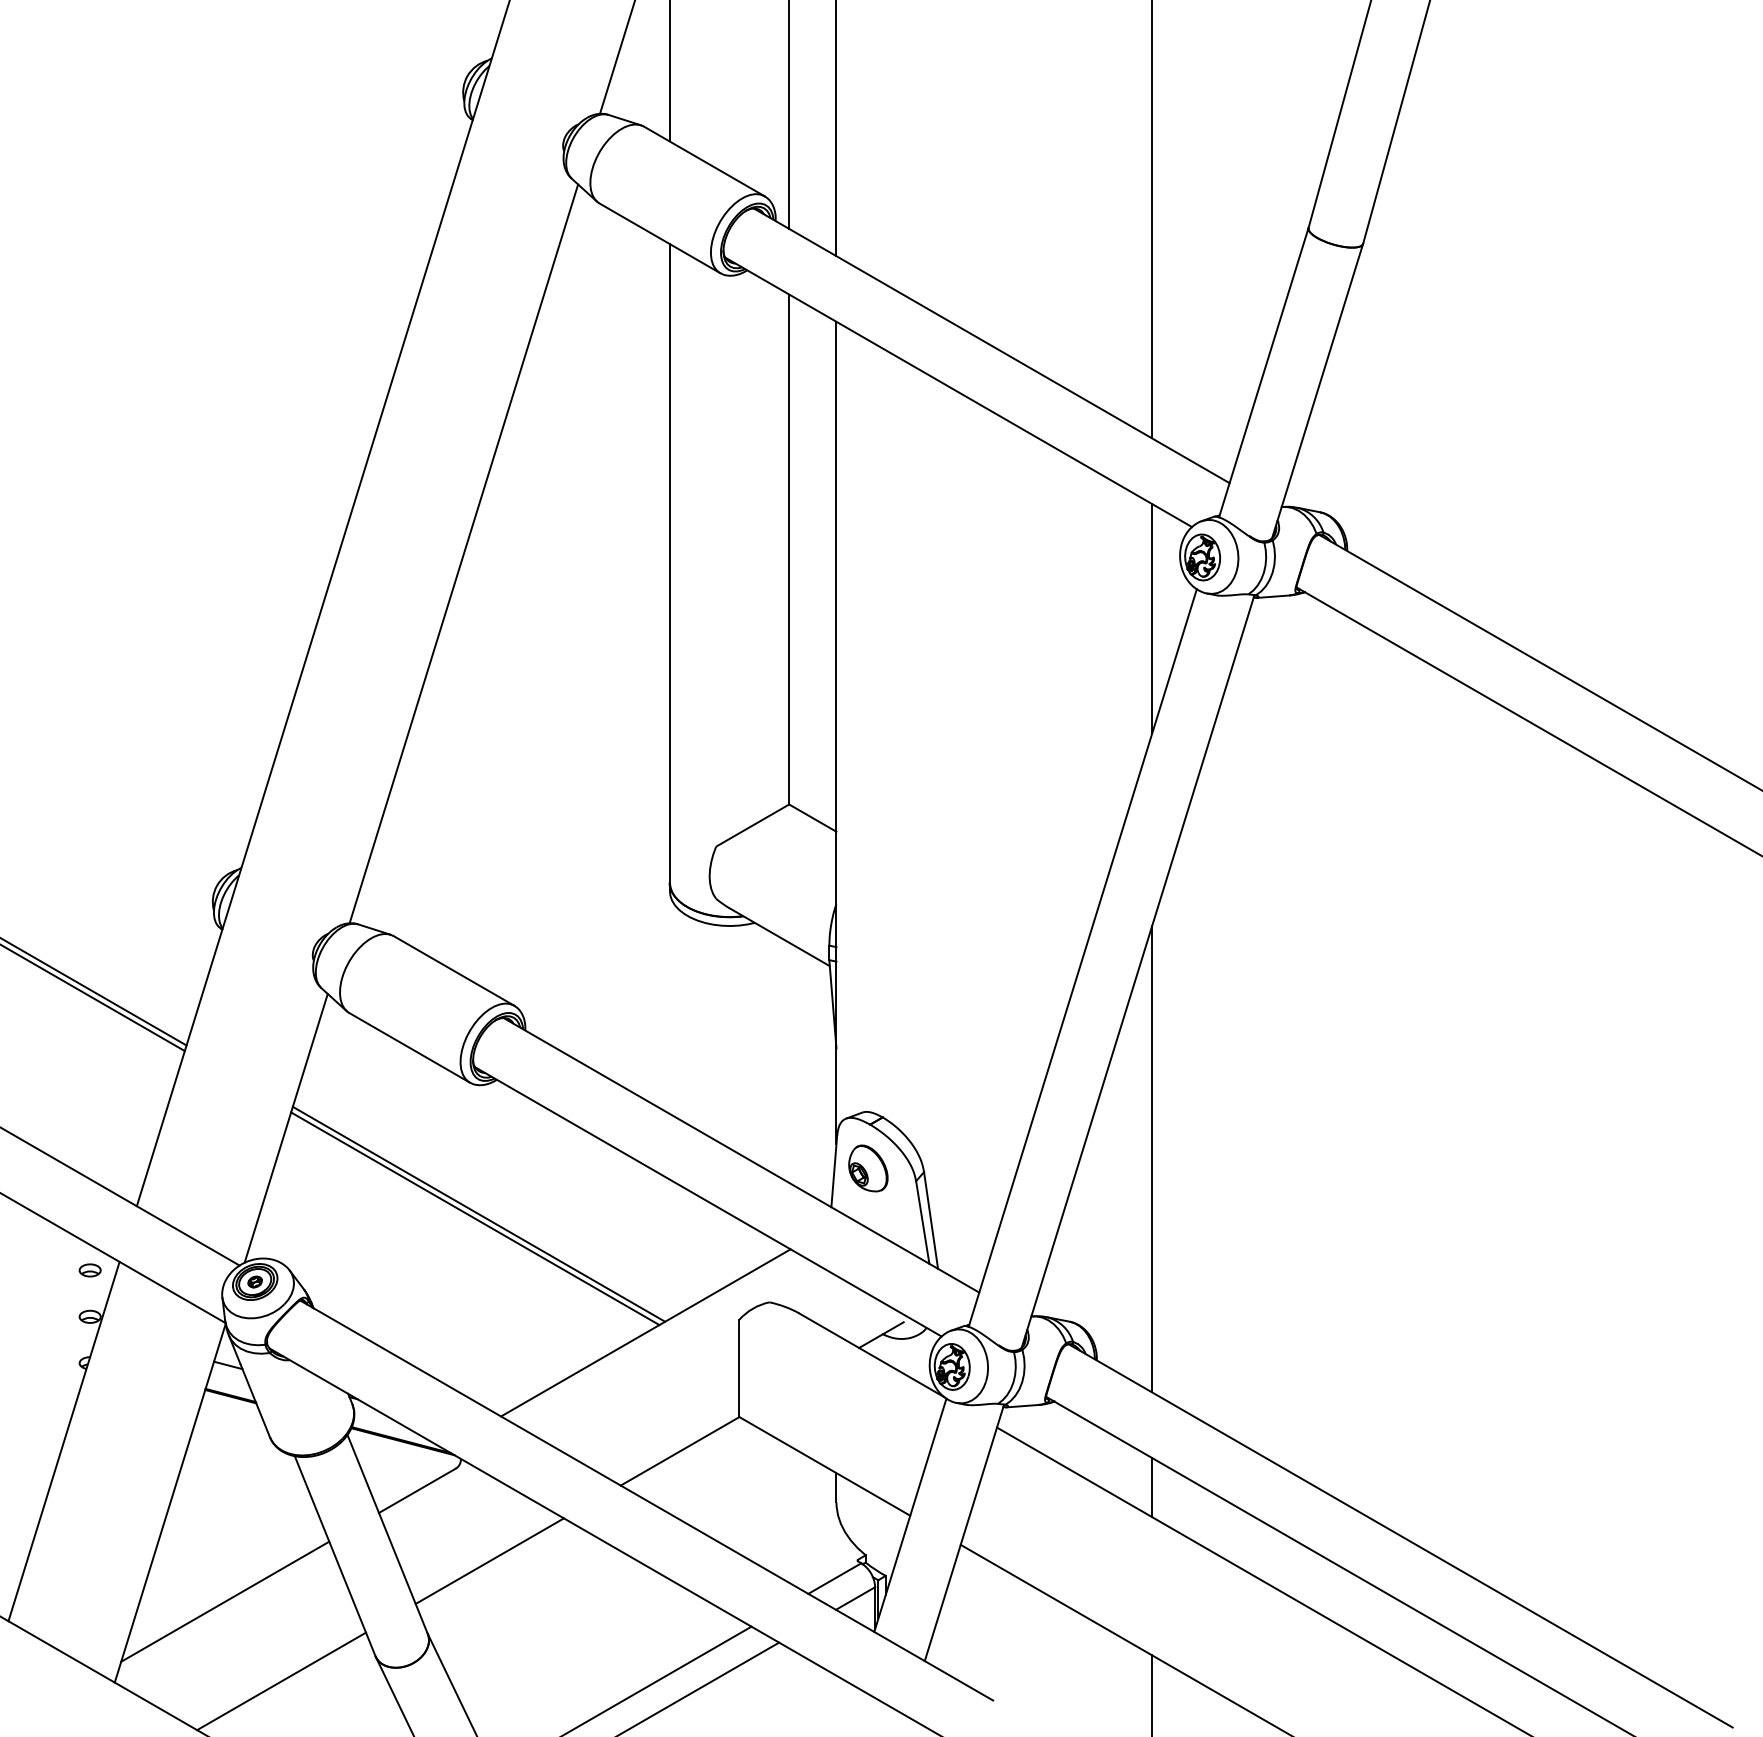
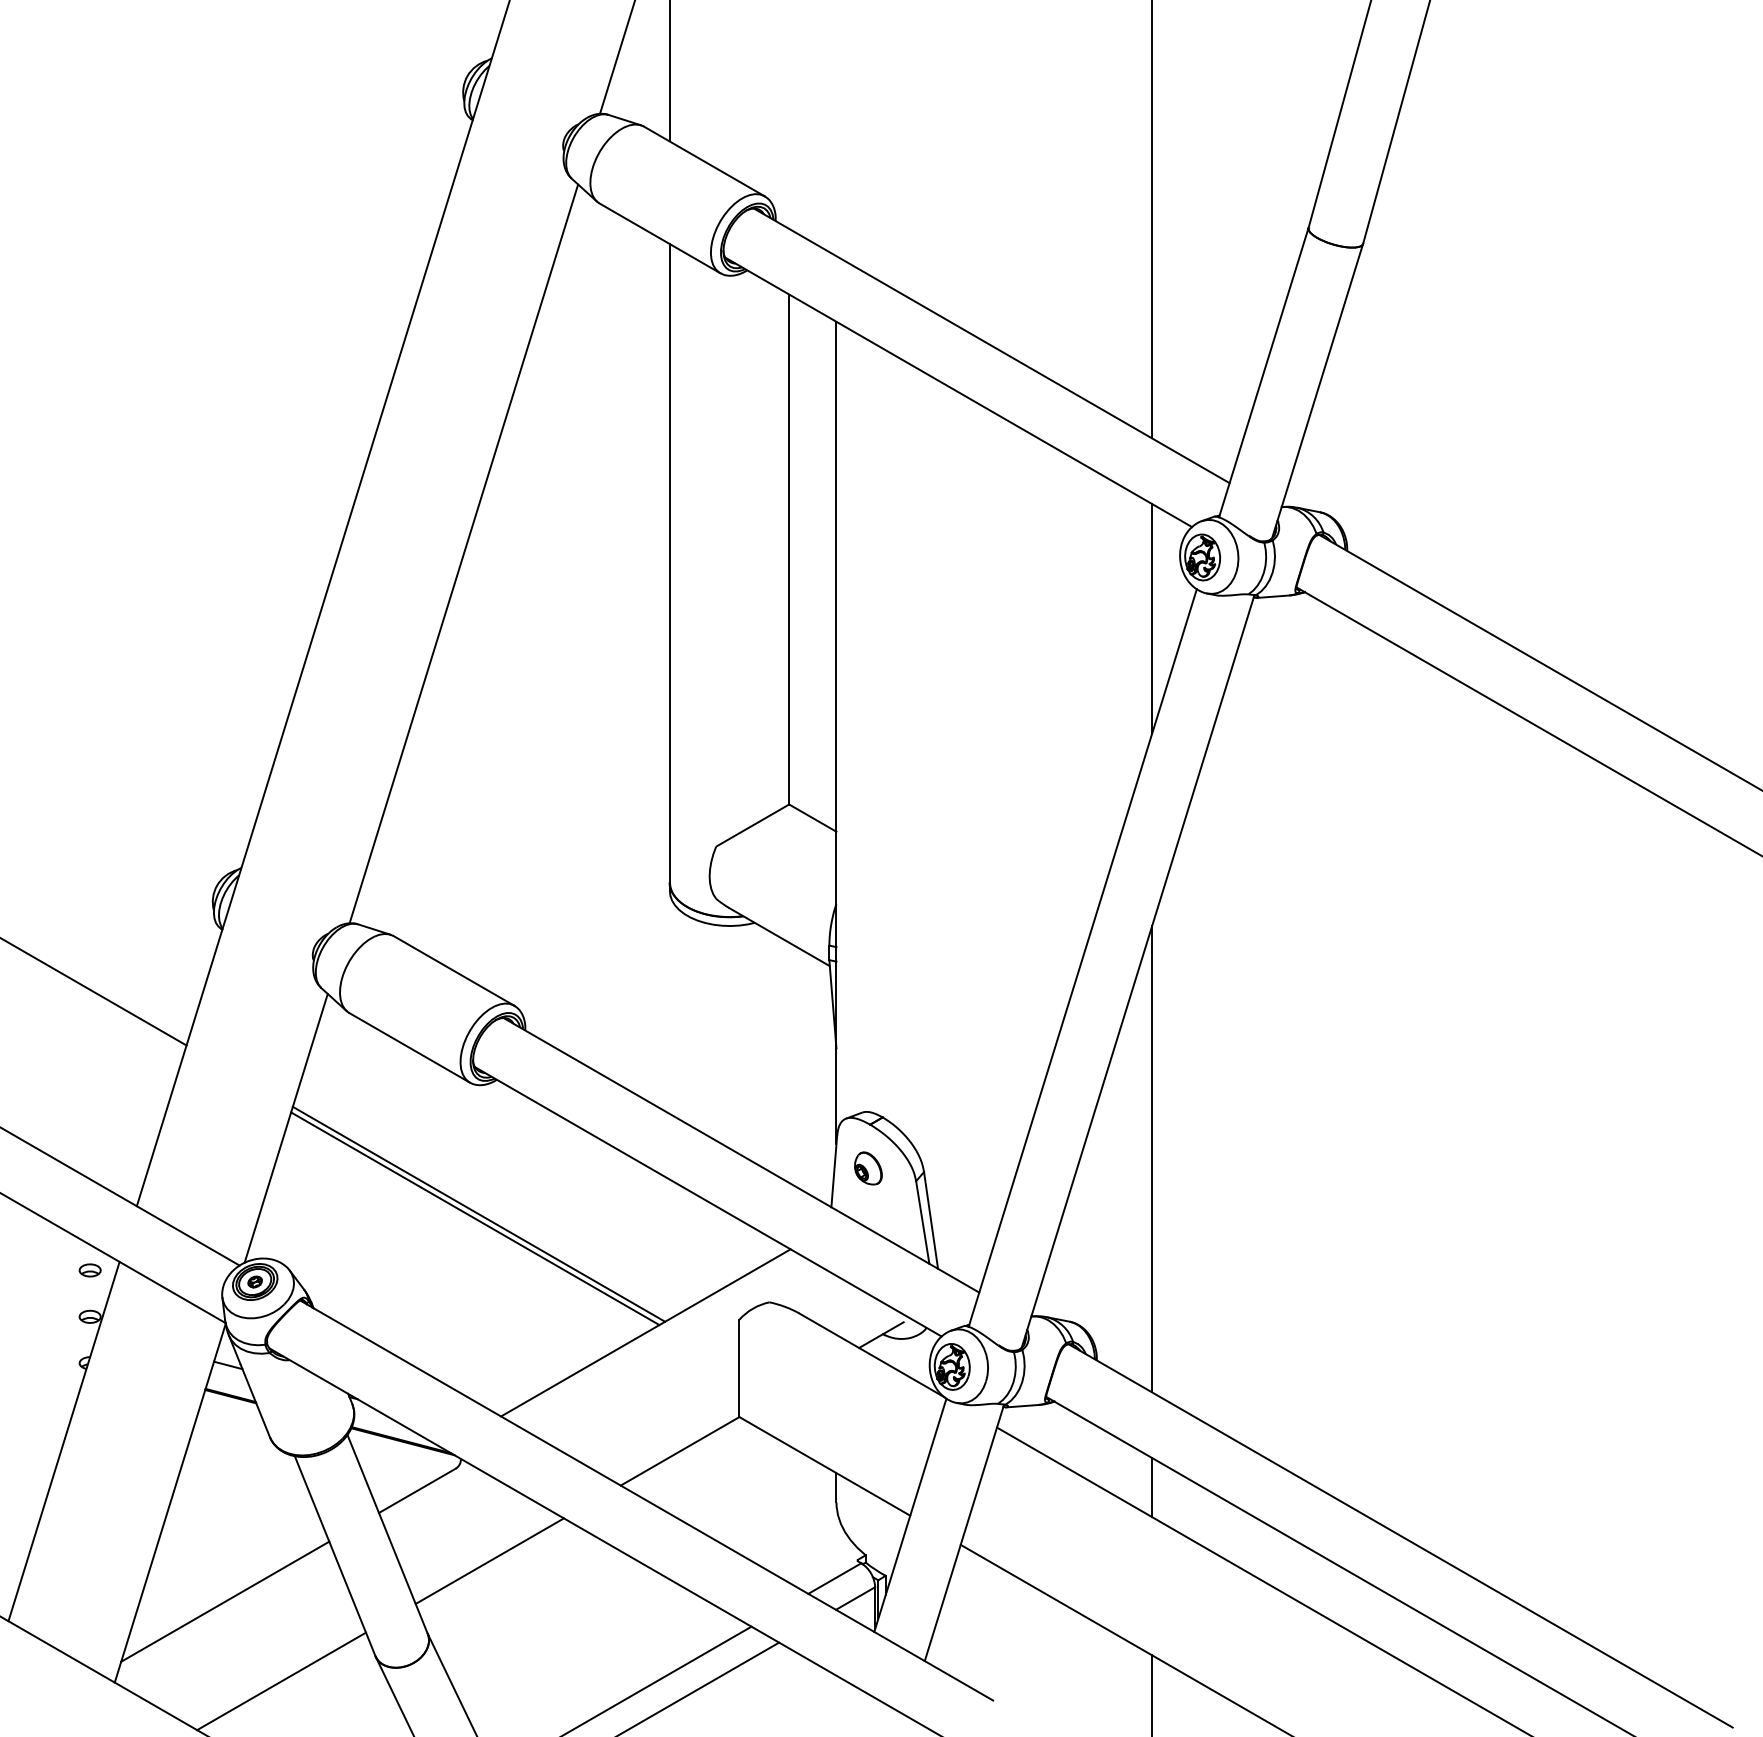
line: present -> none (789, 115)
line: present -> none (836, 129)
line: present -> none (93, 998)
part size: 41x49 px -> 29x35 px (868, 1168)
